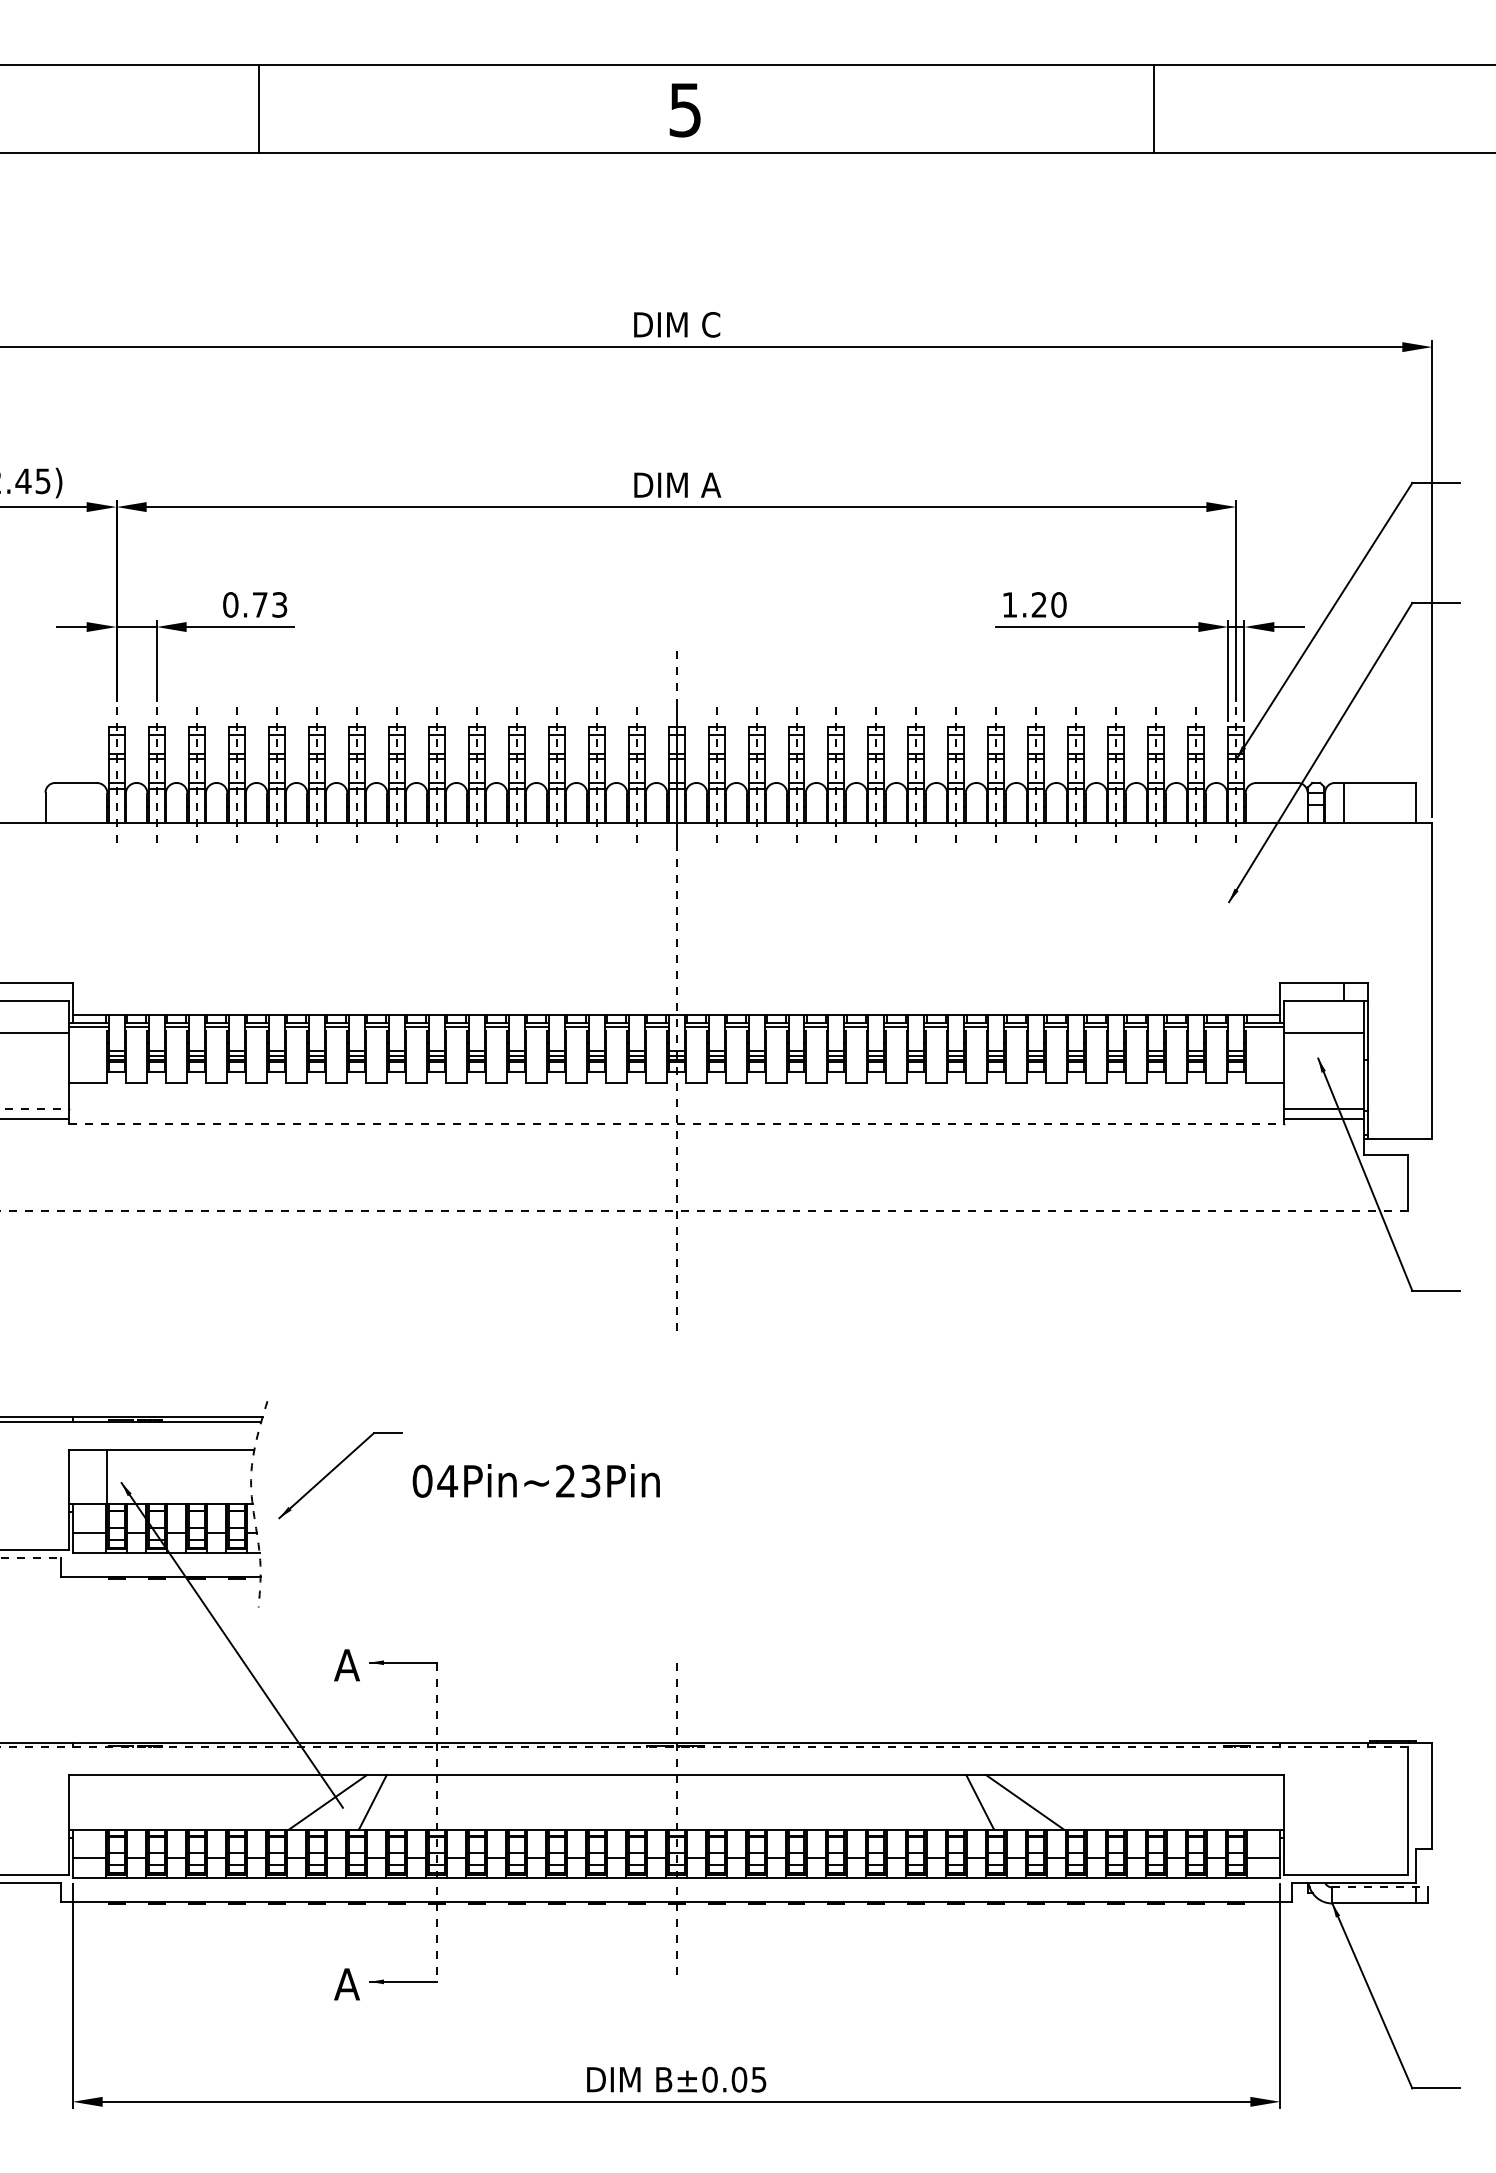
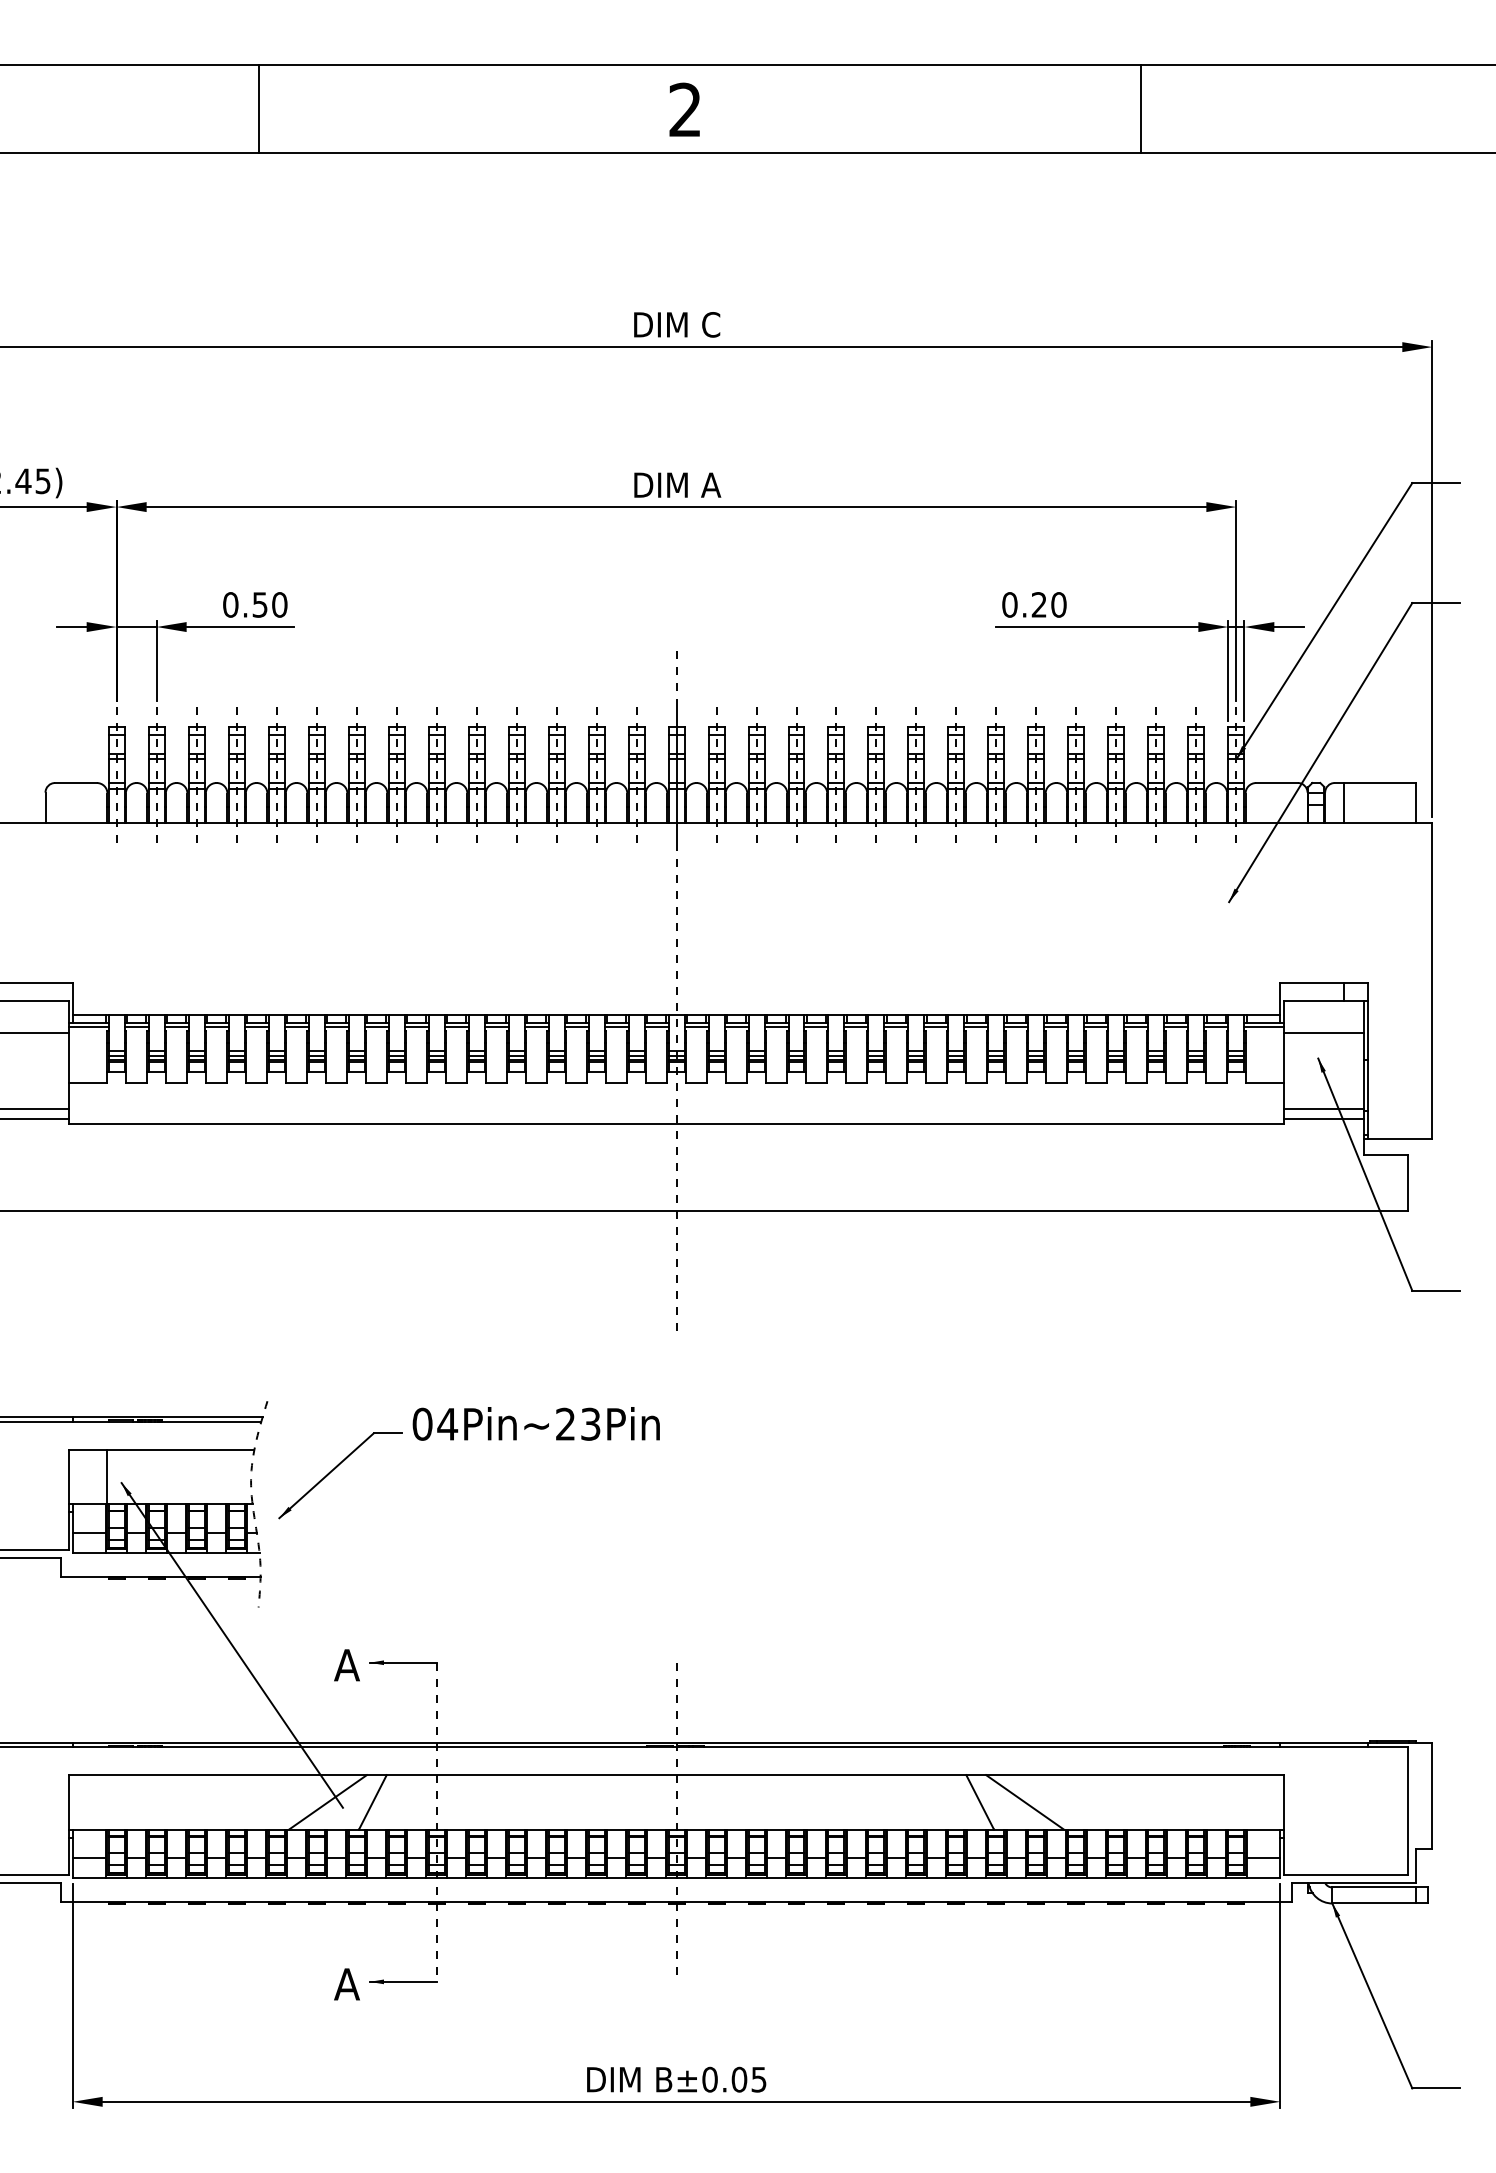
text: 5 -> 2 (684, 109)
line position: (1154, 109) -> (1141, 109) (1141, 109)
text: 0.73 -> 0.50 (269, 604)
text: 1.20 -> 0.20 (1009, 604)
line: dashed -> solid (34, 1108)
line: dashed -> solid (676, 1124)
line: dashed -> solid (704, 1210)
text position: (535, 1480) -> (535, 1423) (535, 1423)
line: dashed -> solid (30, 1558)
line: dashed -> solid (704, 1747)
line: dashed -> solid (1380, 1887)
